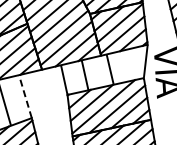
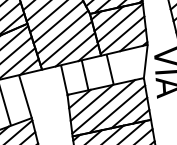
line: dashed -> solid (25, 96)
